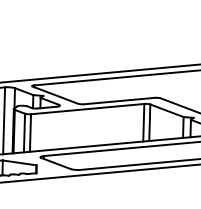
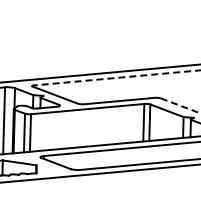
line: solid -> dashed (116, 77)
line: solid -> dashed (181, 106)
